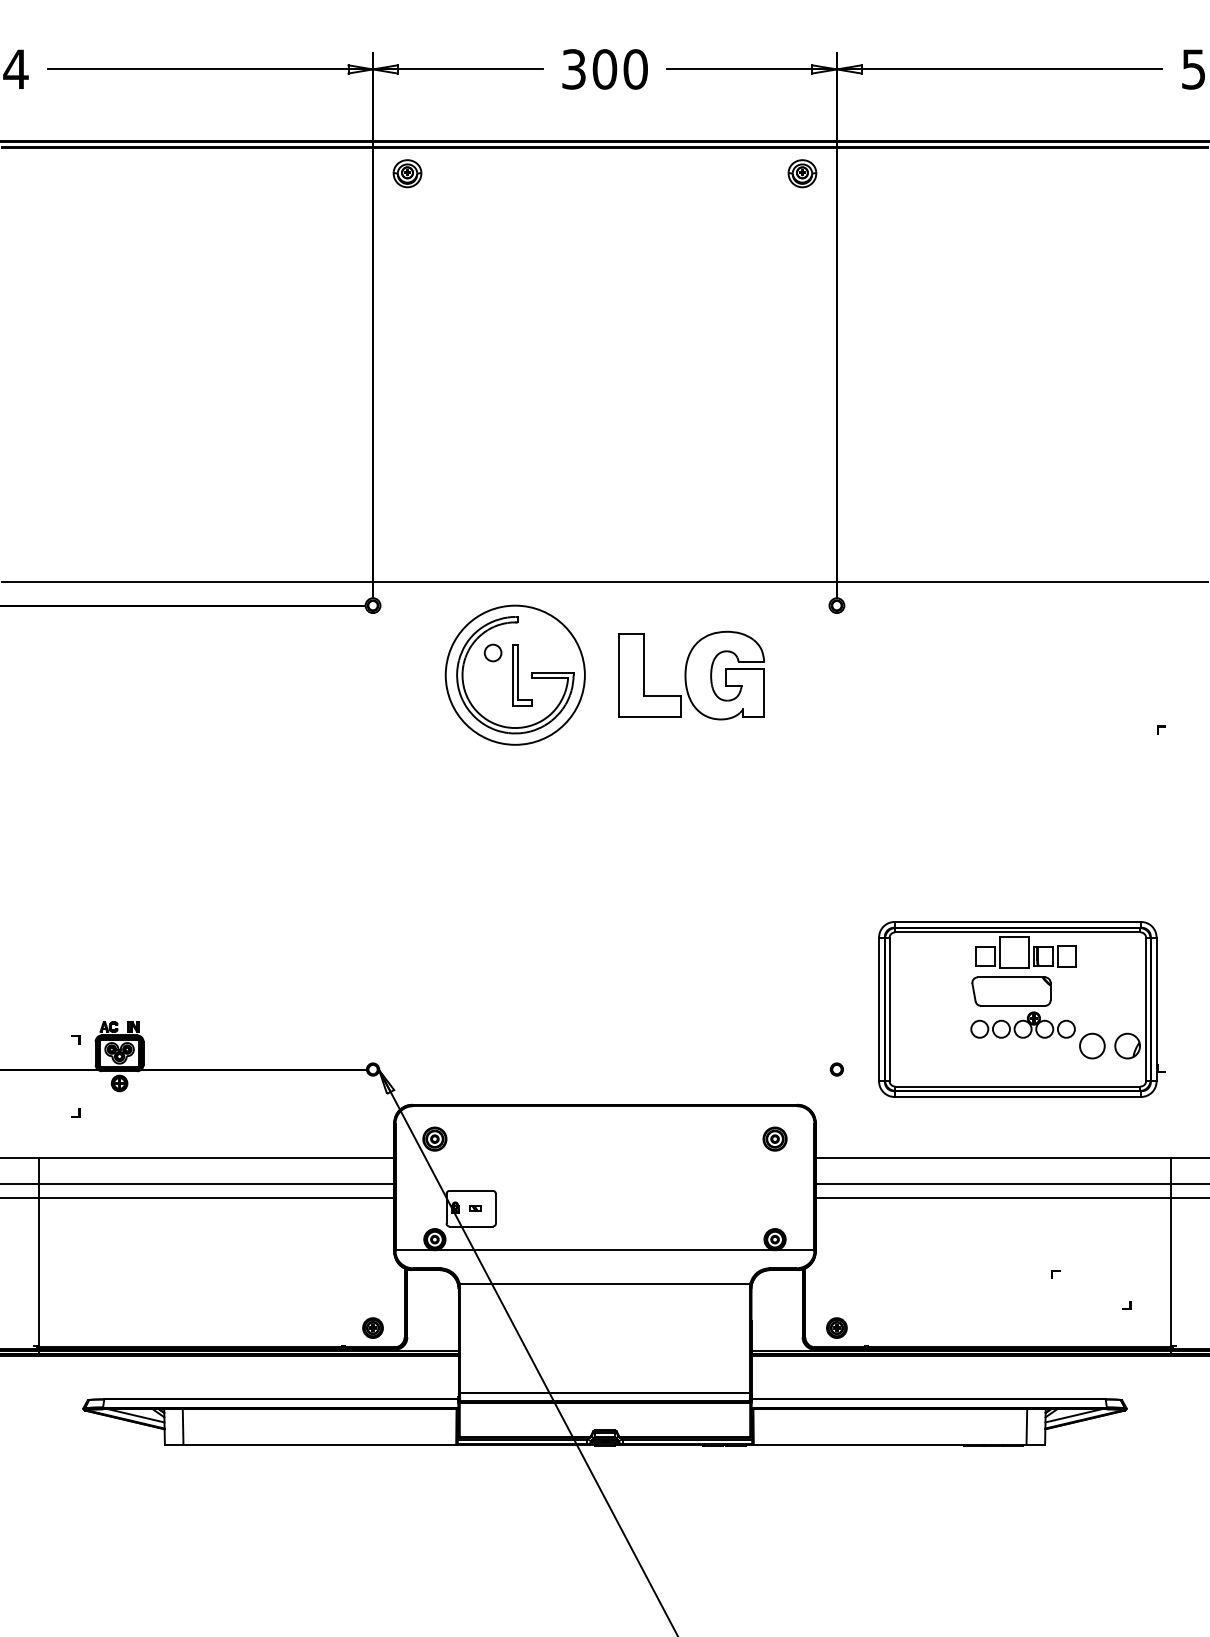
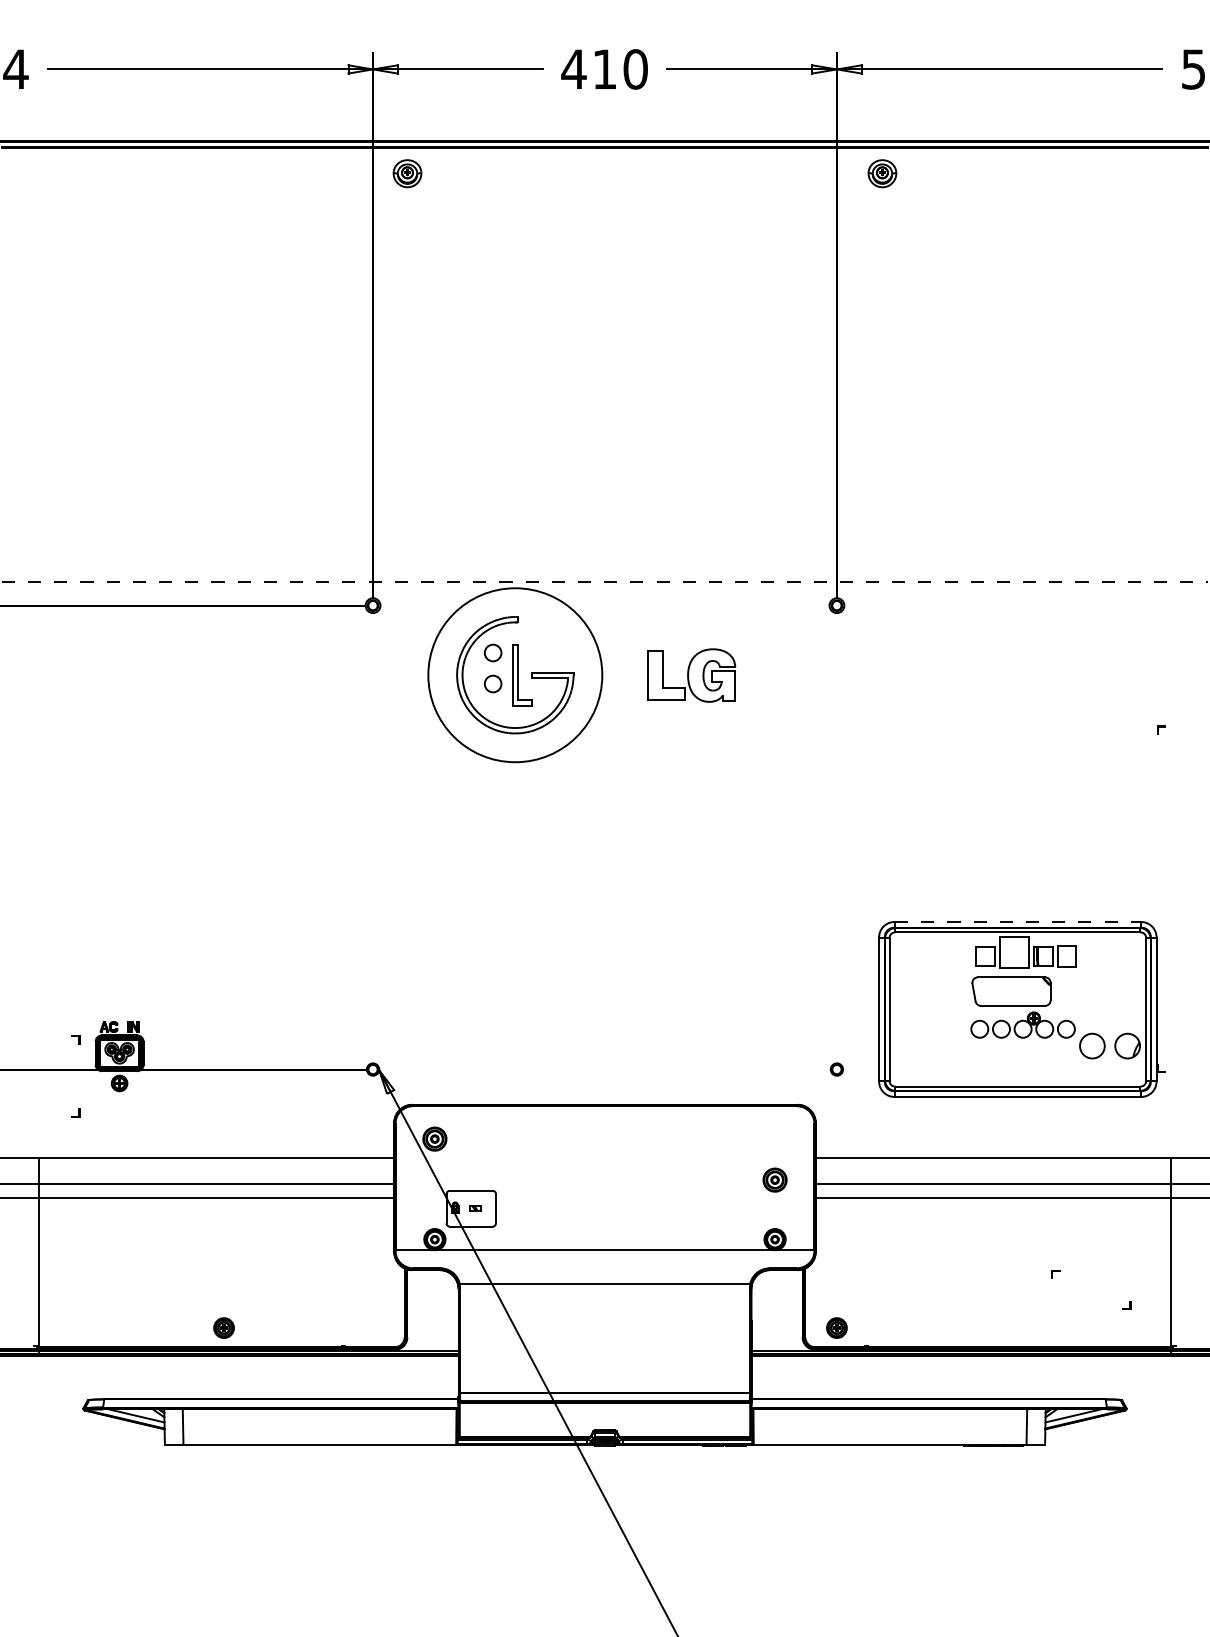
text: 300 -> 410 (589, 69)
part position: (802, 173) -> (882, 173) (882, 173)
line: solid -> dashed (605, 582)
circle diameter: 139 px -> 174 px (515, 675)
part size: 148x91 px -> 90x55 px (691, 675)
circle: none -> present (492, 683)
line: solid -> dashed (1017, 921)
part position: (774, 1138) -> (774, 1179) (774, 1179)
part position: (372, 1327) -> (223, 1327) (223, 1327)
